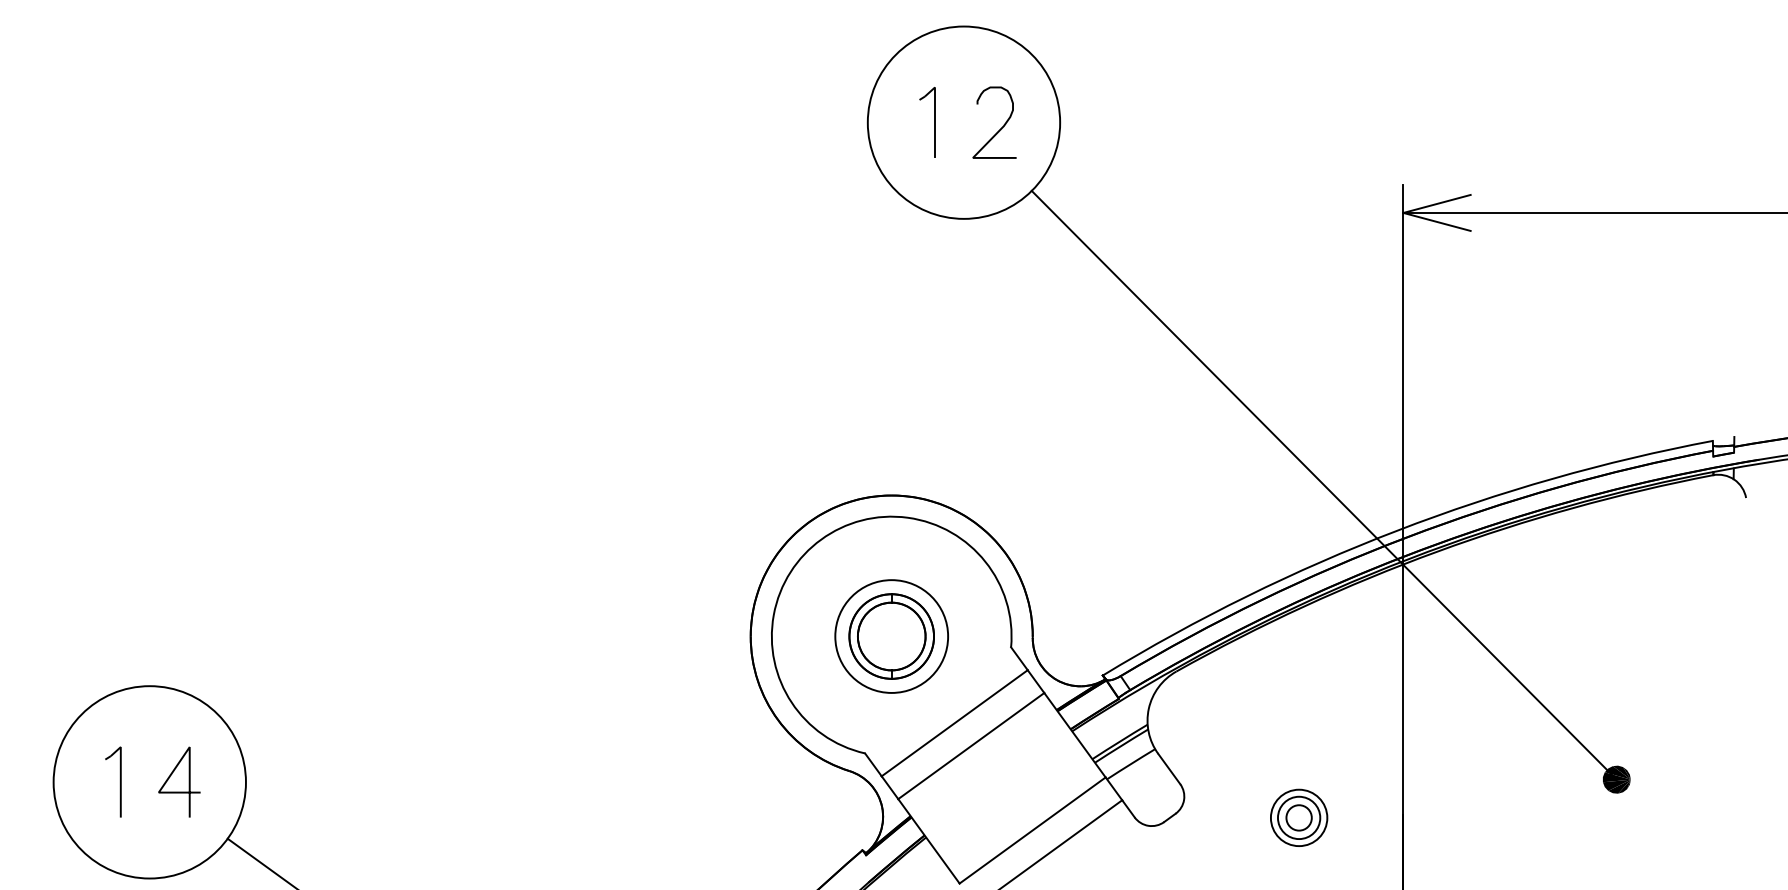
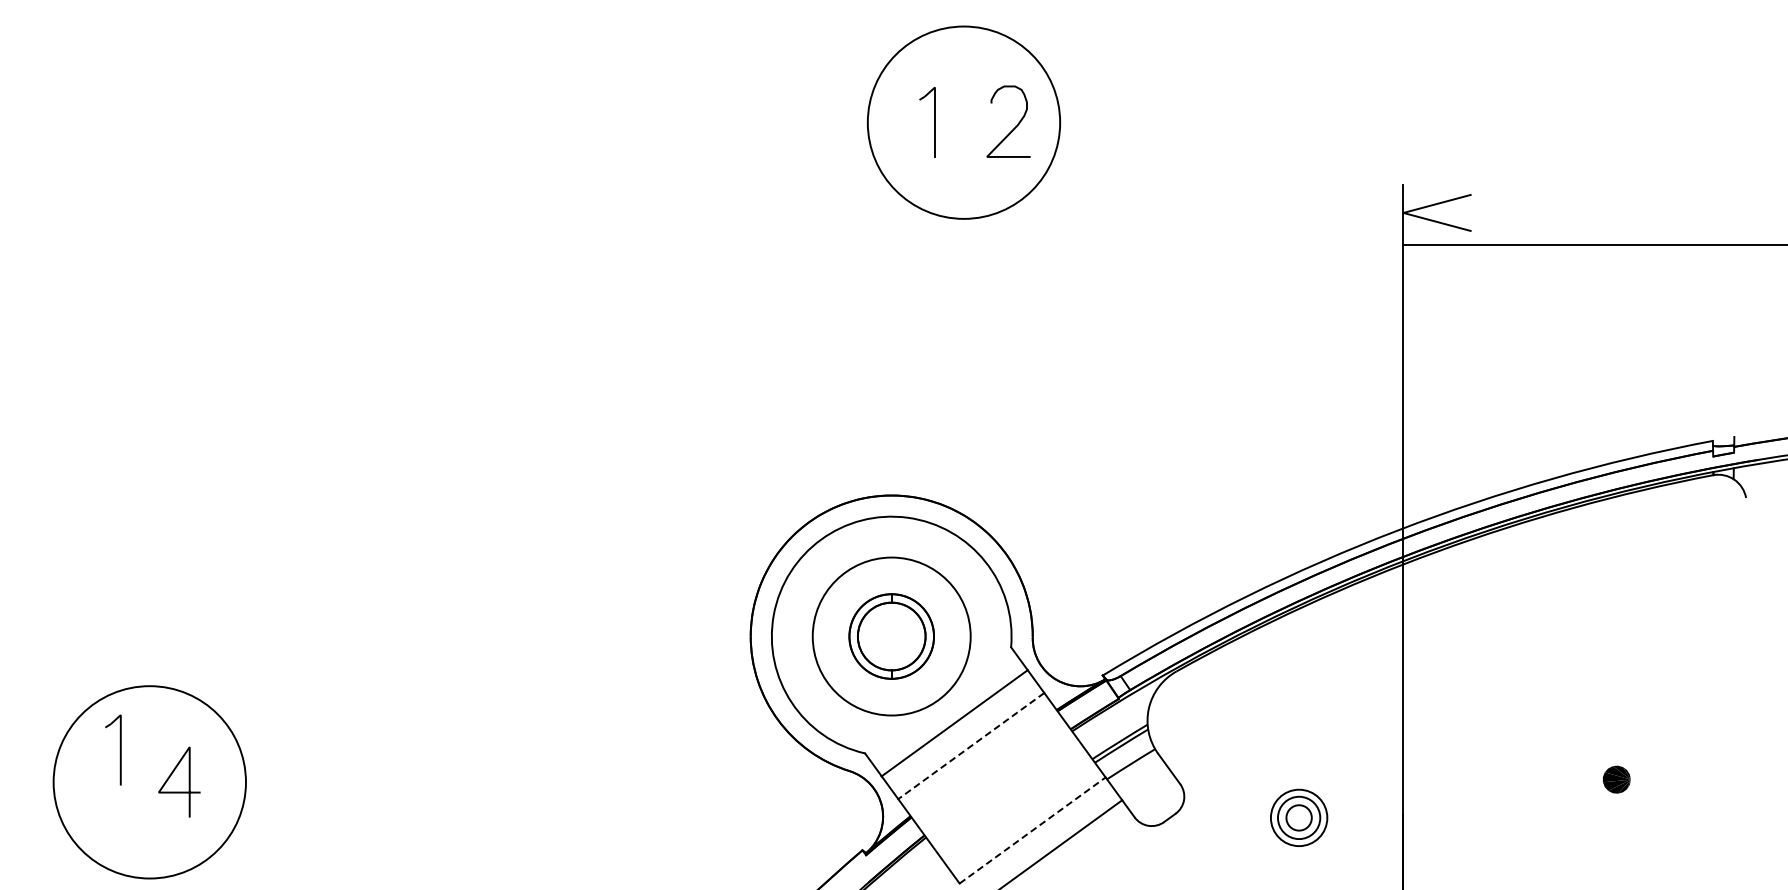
curve position: (1000, 128) -> (1014, 127) (1014, 127)
line position: (1593, 212) -> (1593, 244) (1593, 244)
line: present -> none (1323, 484)
circle diameter: 113 px -> 158 px (891, 636)
line: solid -> dashed (970, 746)
part position: (113, 781) -> (113, 749) (113, 749)
line: solid -> dashed (1033, 830)
line: present -> none (260, 862)
